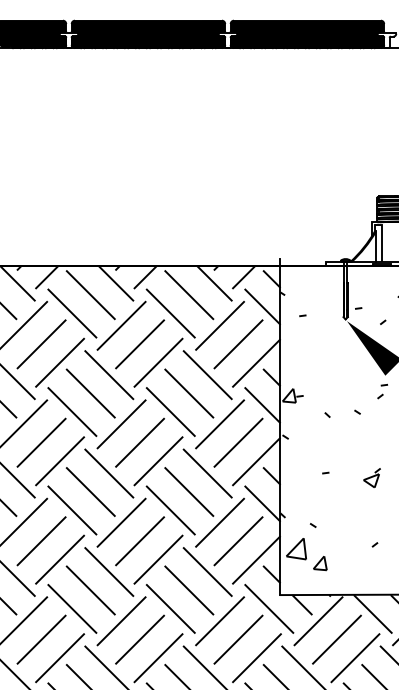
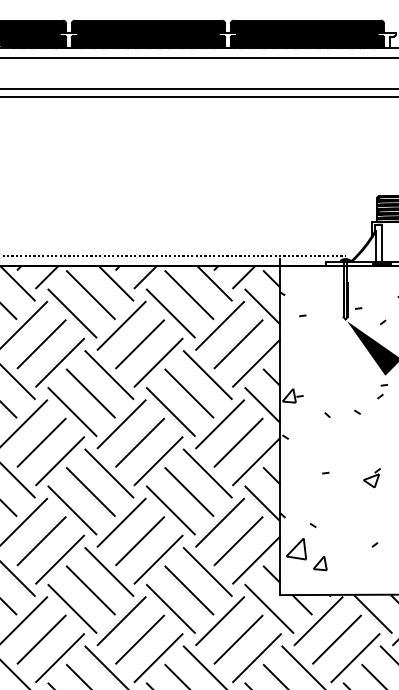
line: none -> present (198, 57)
line: none -> present (198, 88)
line: none -> present (198, 97)
line: none -> present (174, 256)
